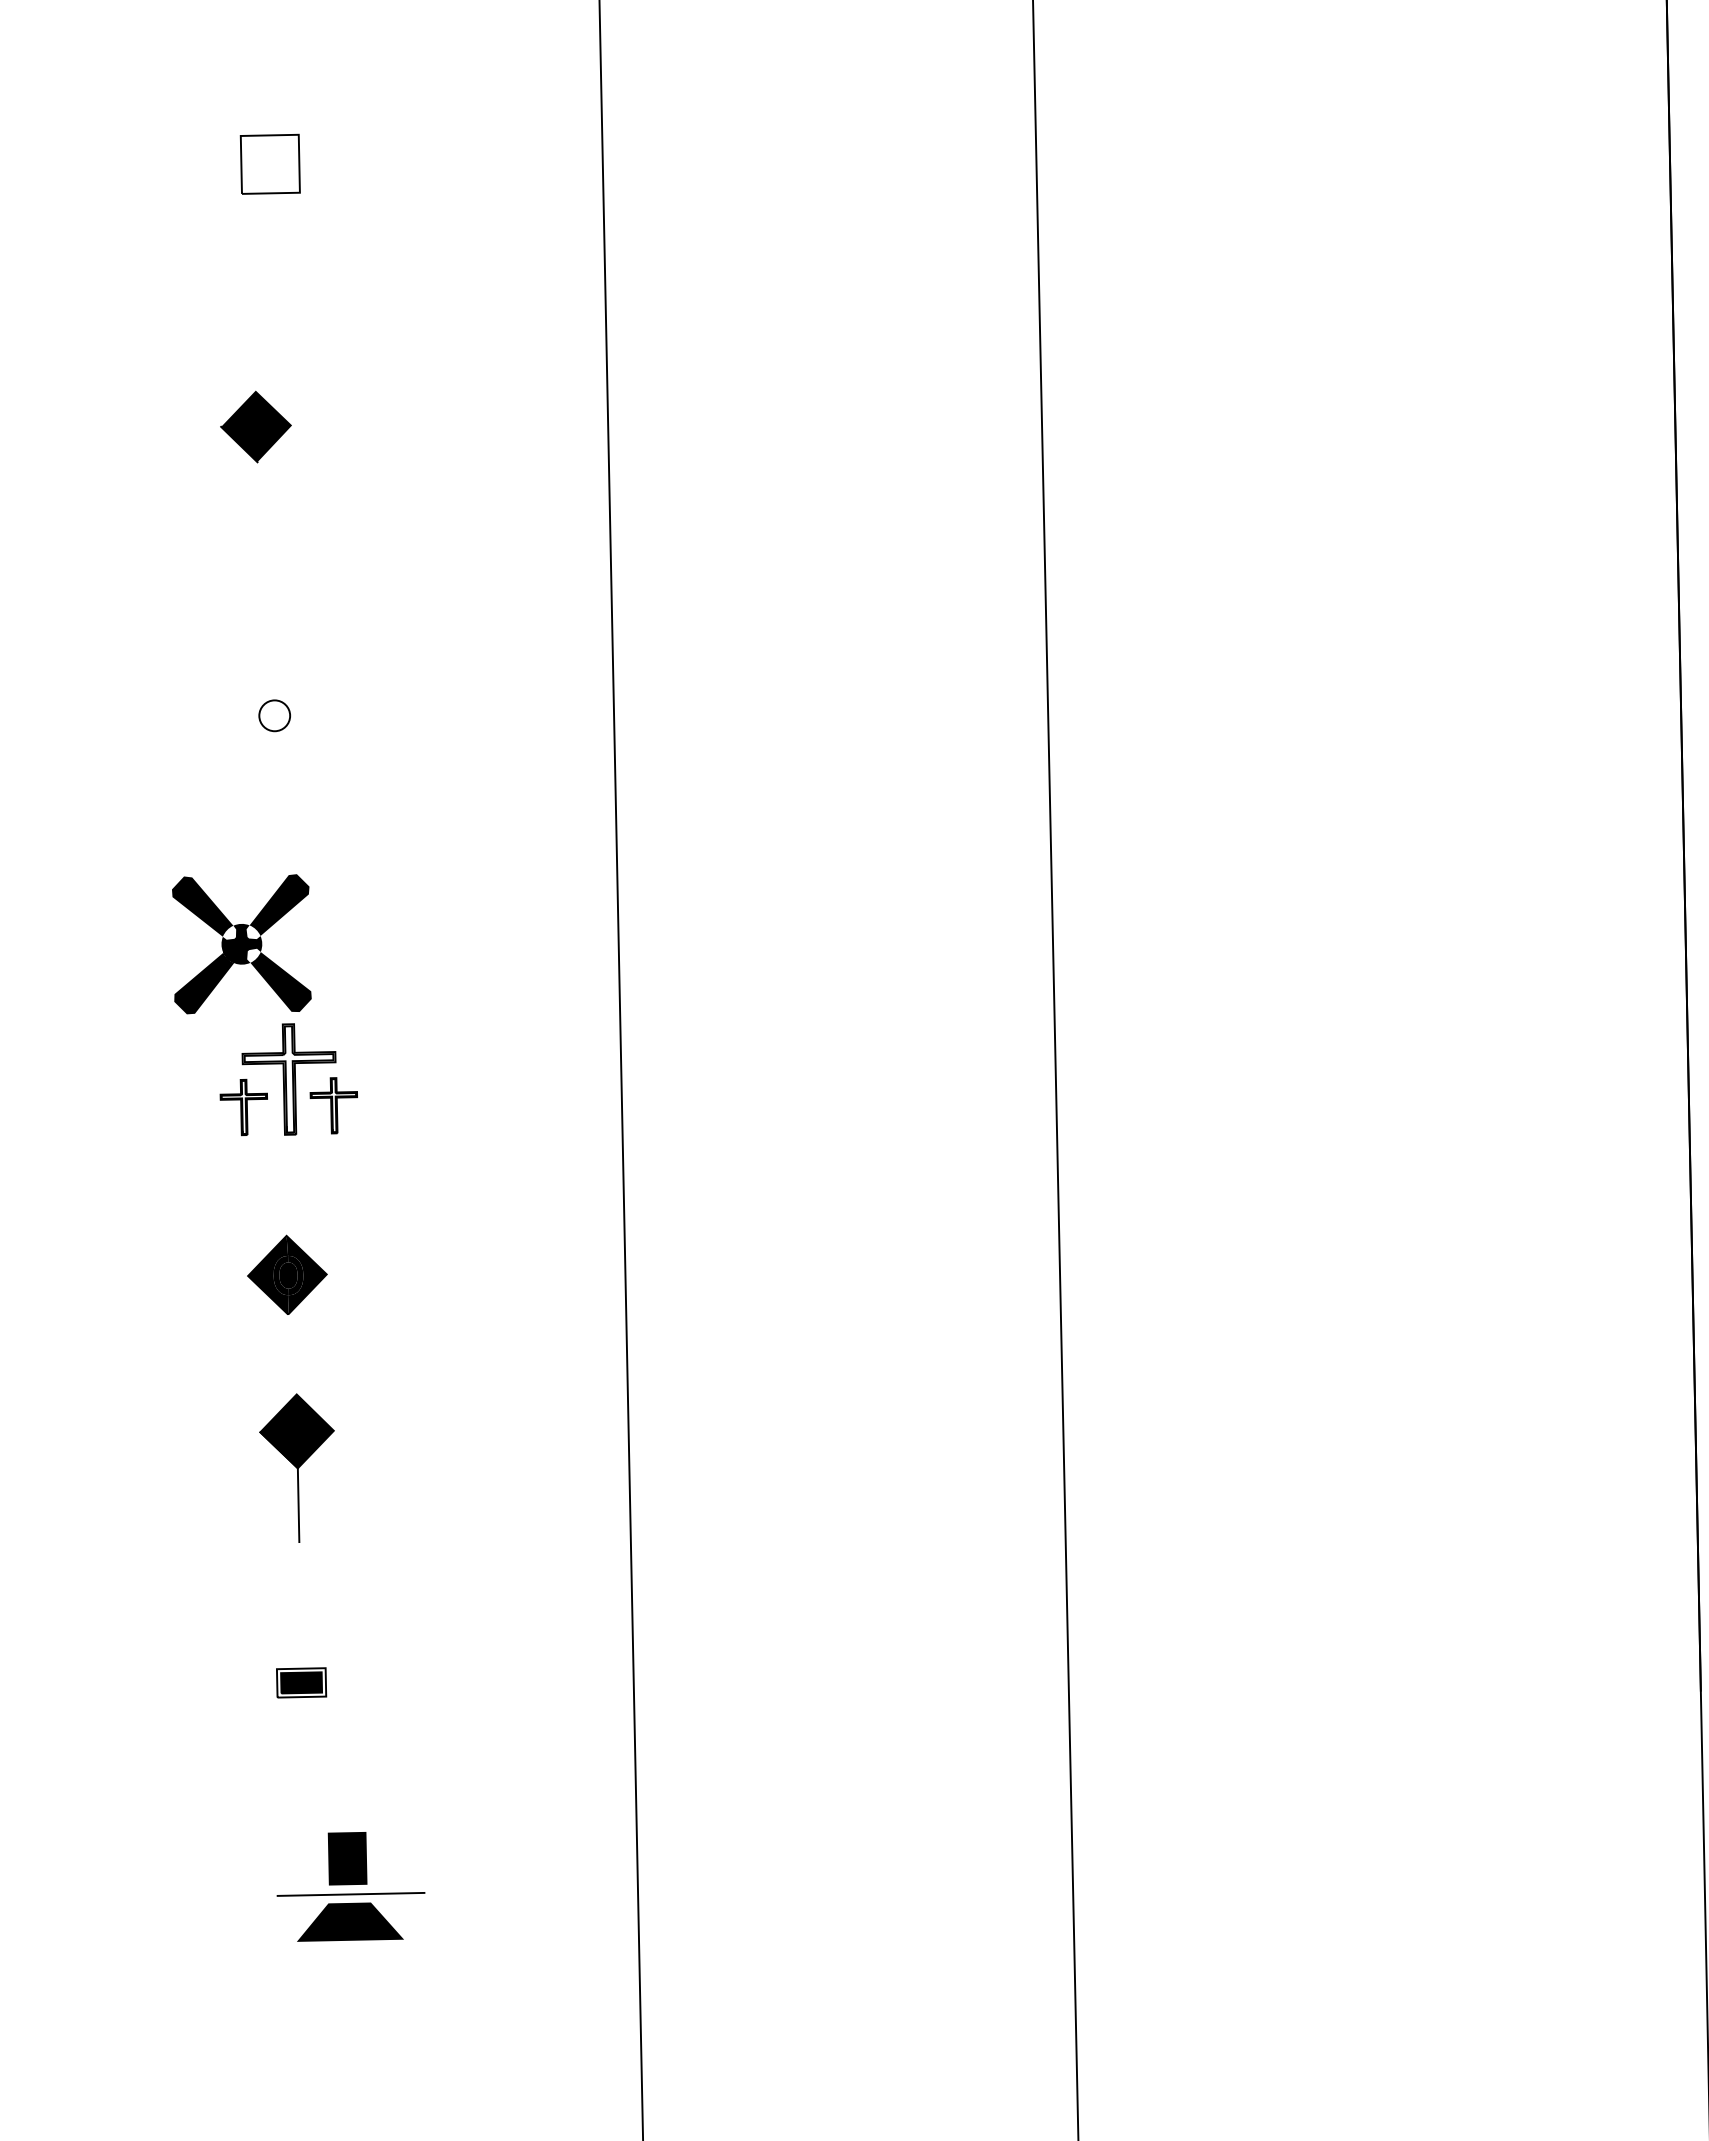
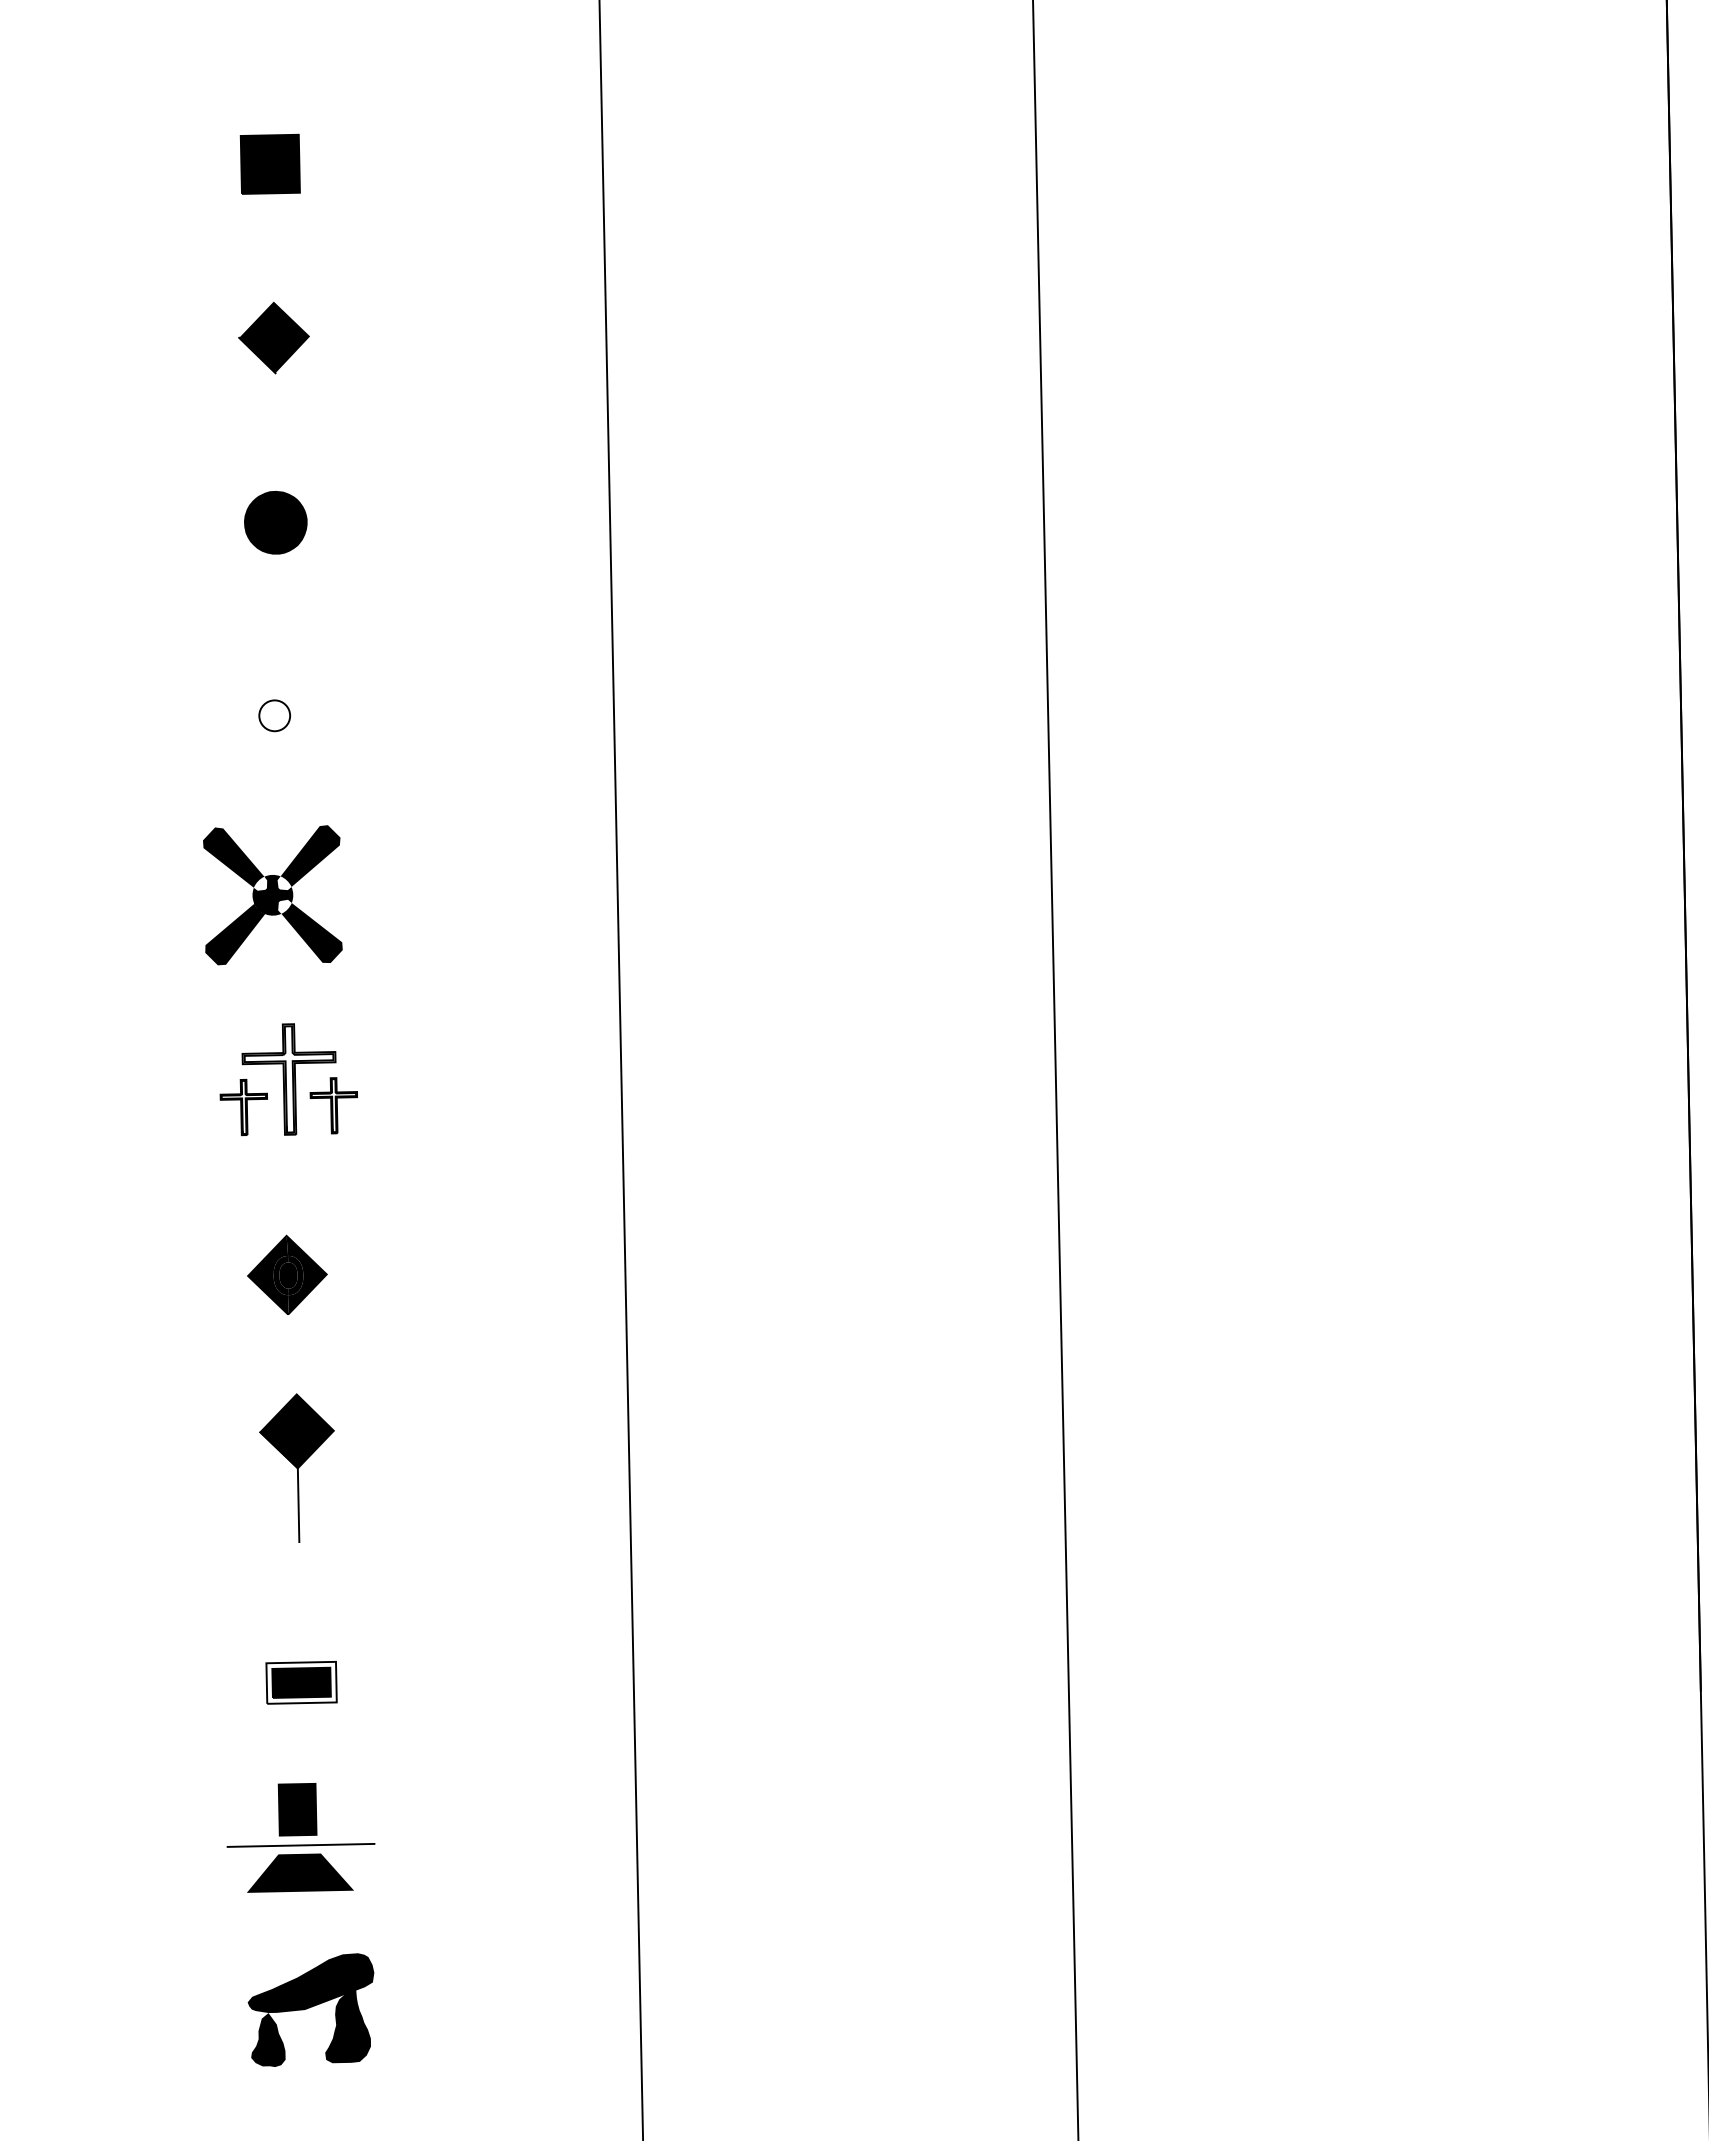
fill: none -> present (269, 163)
part position: (255, 426) -> (273, 337) (273, 337)
fill: none -> present (275, 522)
part position: (241, 944) -> (272, 895) (272, 895)
part size: 52x32 px -> 73x44 px (301, 1682)
part position: (350, 1886) -> (300, 1837) (300, 1837)
part: none -> present (310, 2009)
